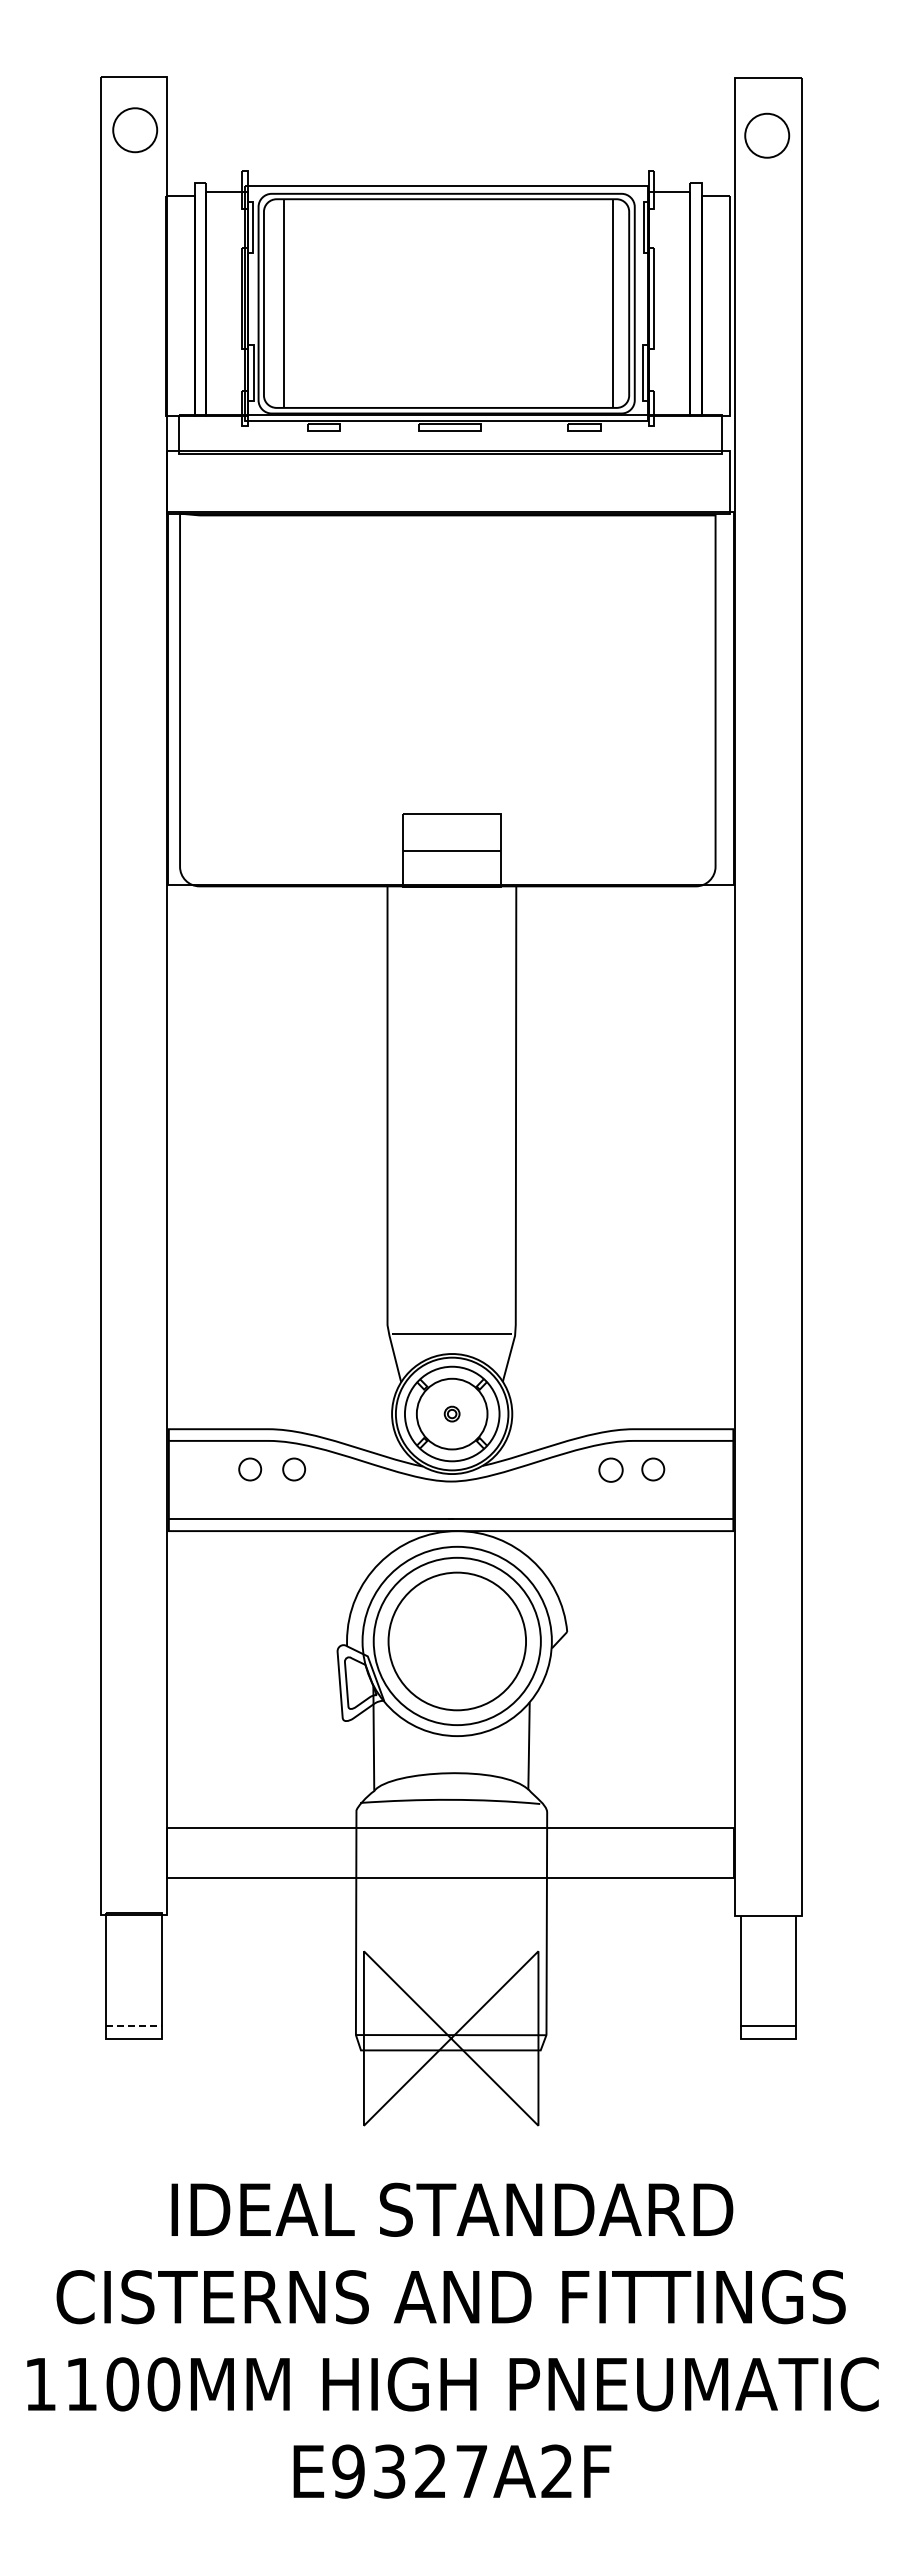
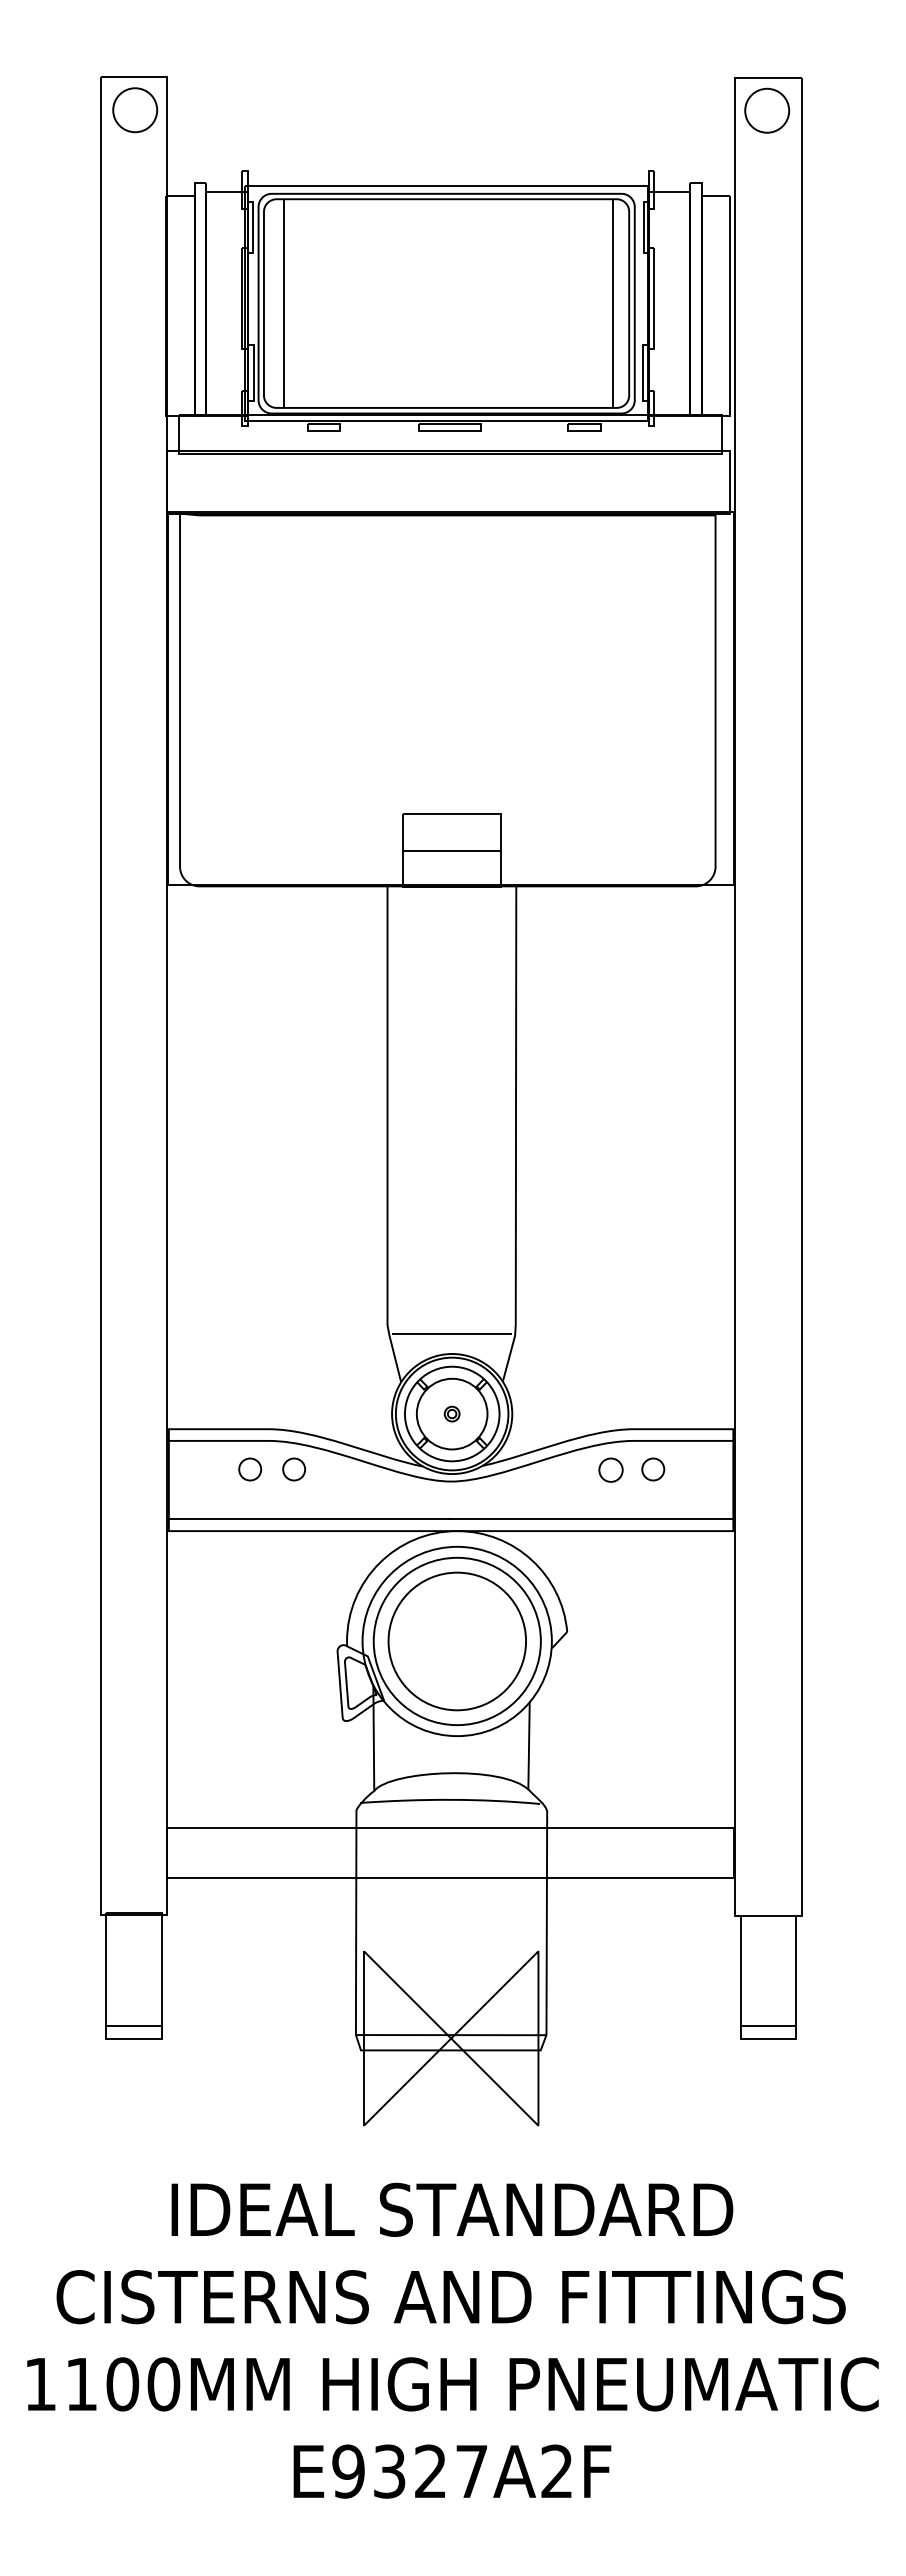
part position: (135, 130) -> (135, 110) (135, 110)
part position: (767, 135) -> (767, 110) (767, 110)
line: dashed -> solid (133, 2025)
